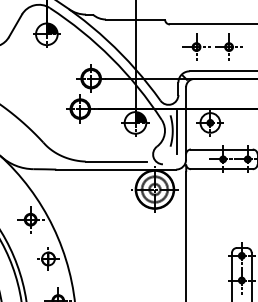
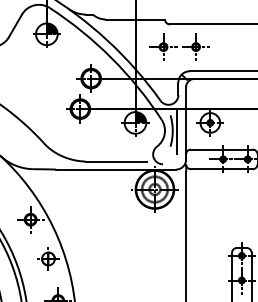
part position: (212, 46) -> (179, 46) (179, 46)
